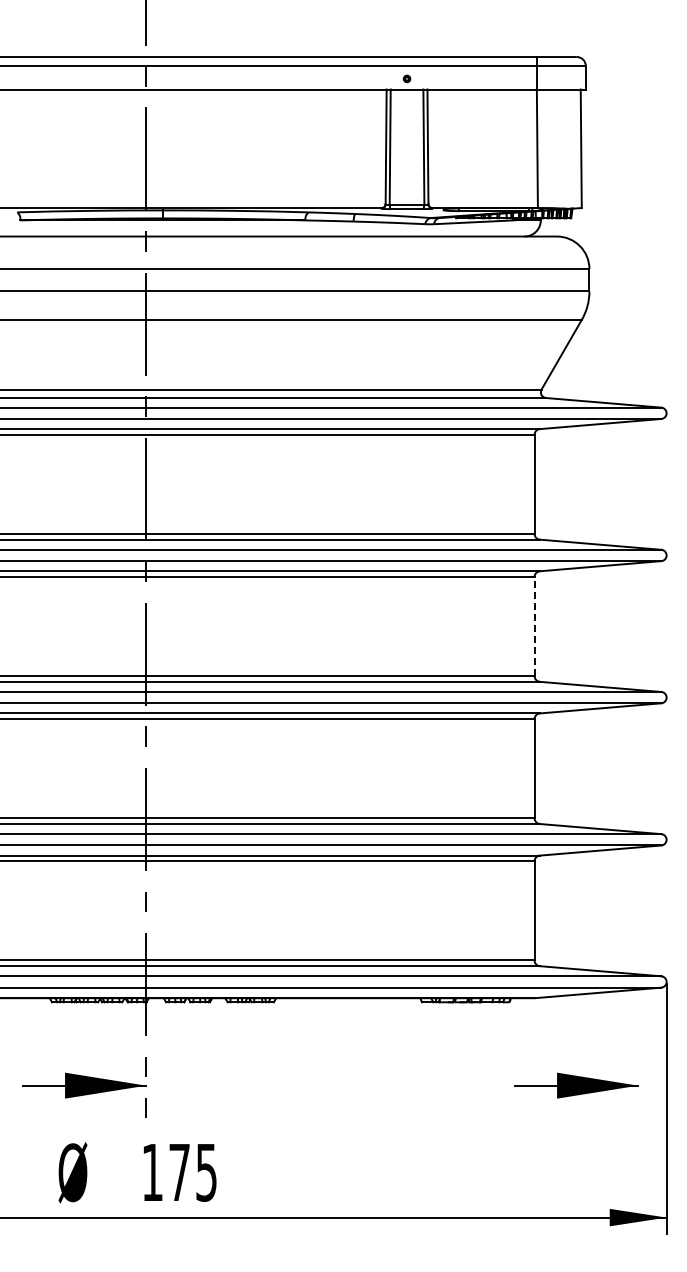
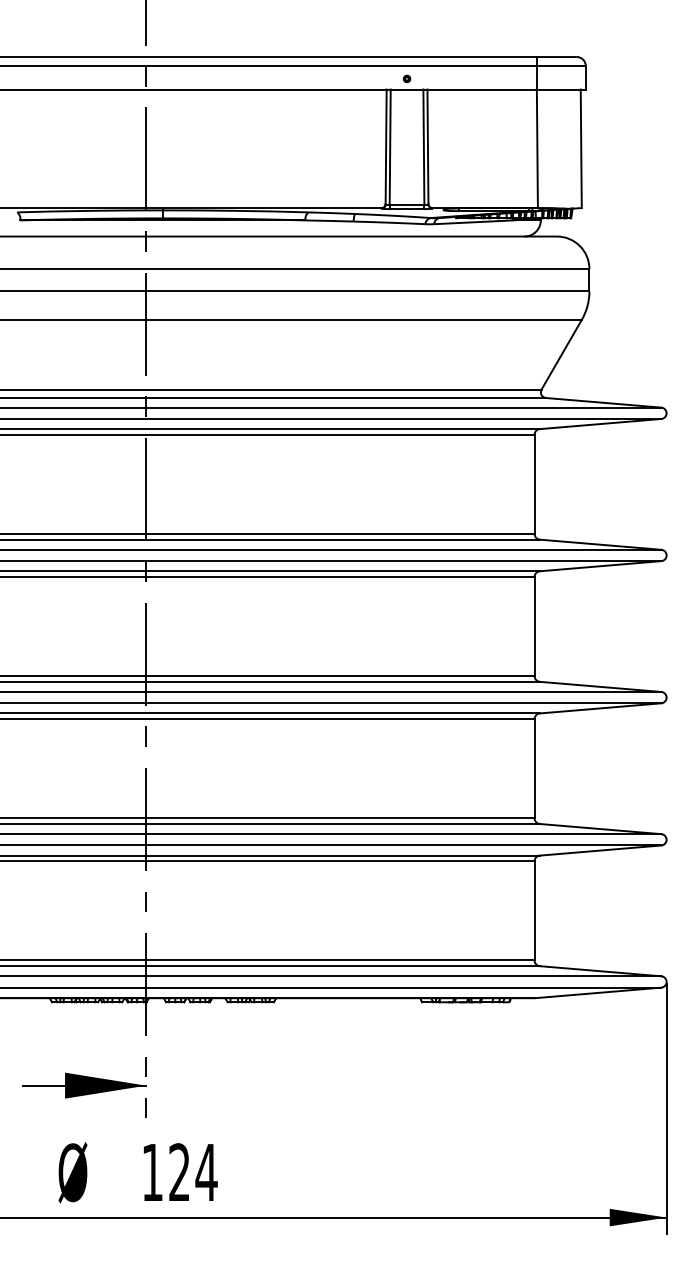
line: dashed -> solid (534, 626)
part: present -> none (576, 1085)
text: 175 -> 124 (193, 1172)
